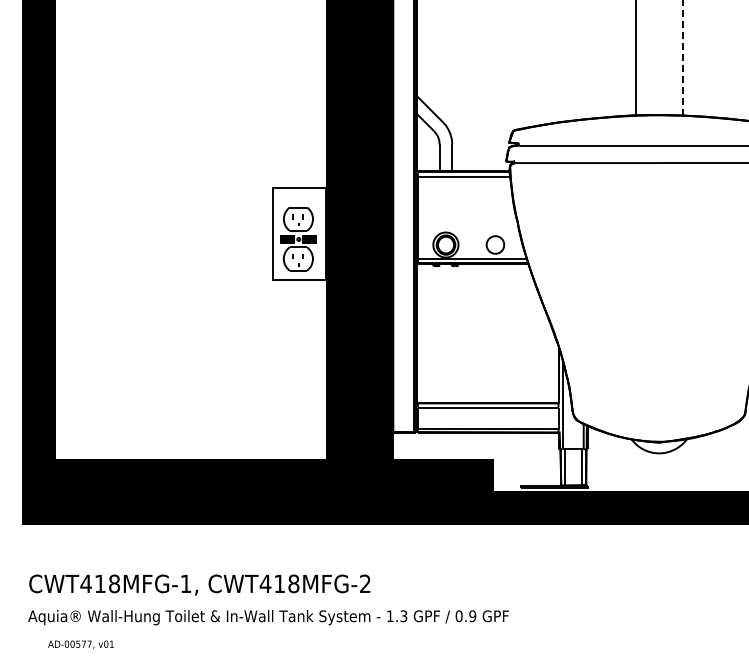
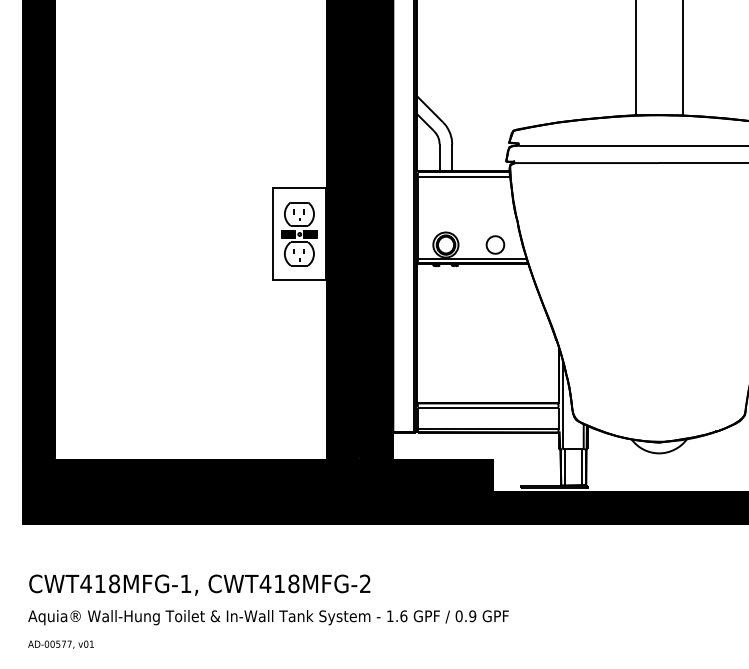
line: dashed -> solid (682, 57)
part position: (298, 239) -> (299, 234) (299, 234)
text: 1.3 -> 1.6 (403, 616)
text position: (80, 644) -> (60, 644) (60, 644)
